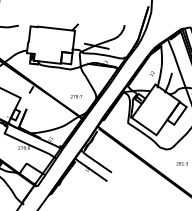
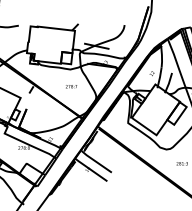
text position: (76, 96) -> (71, 86) (71, 86)
